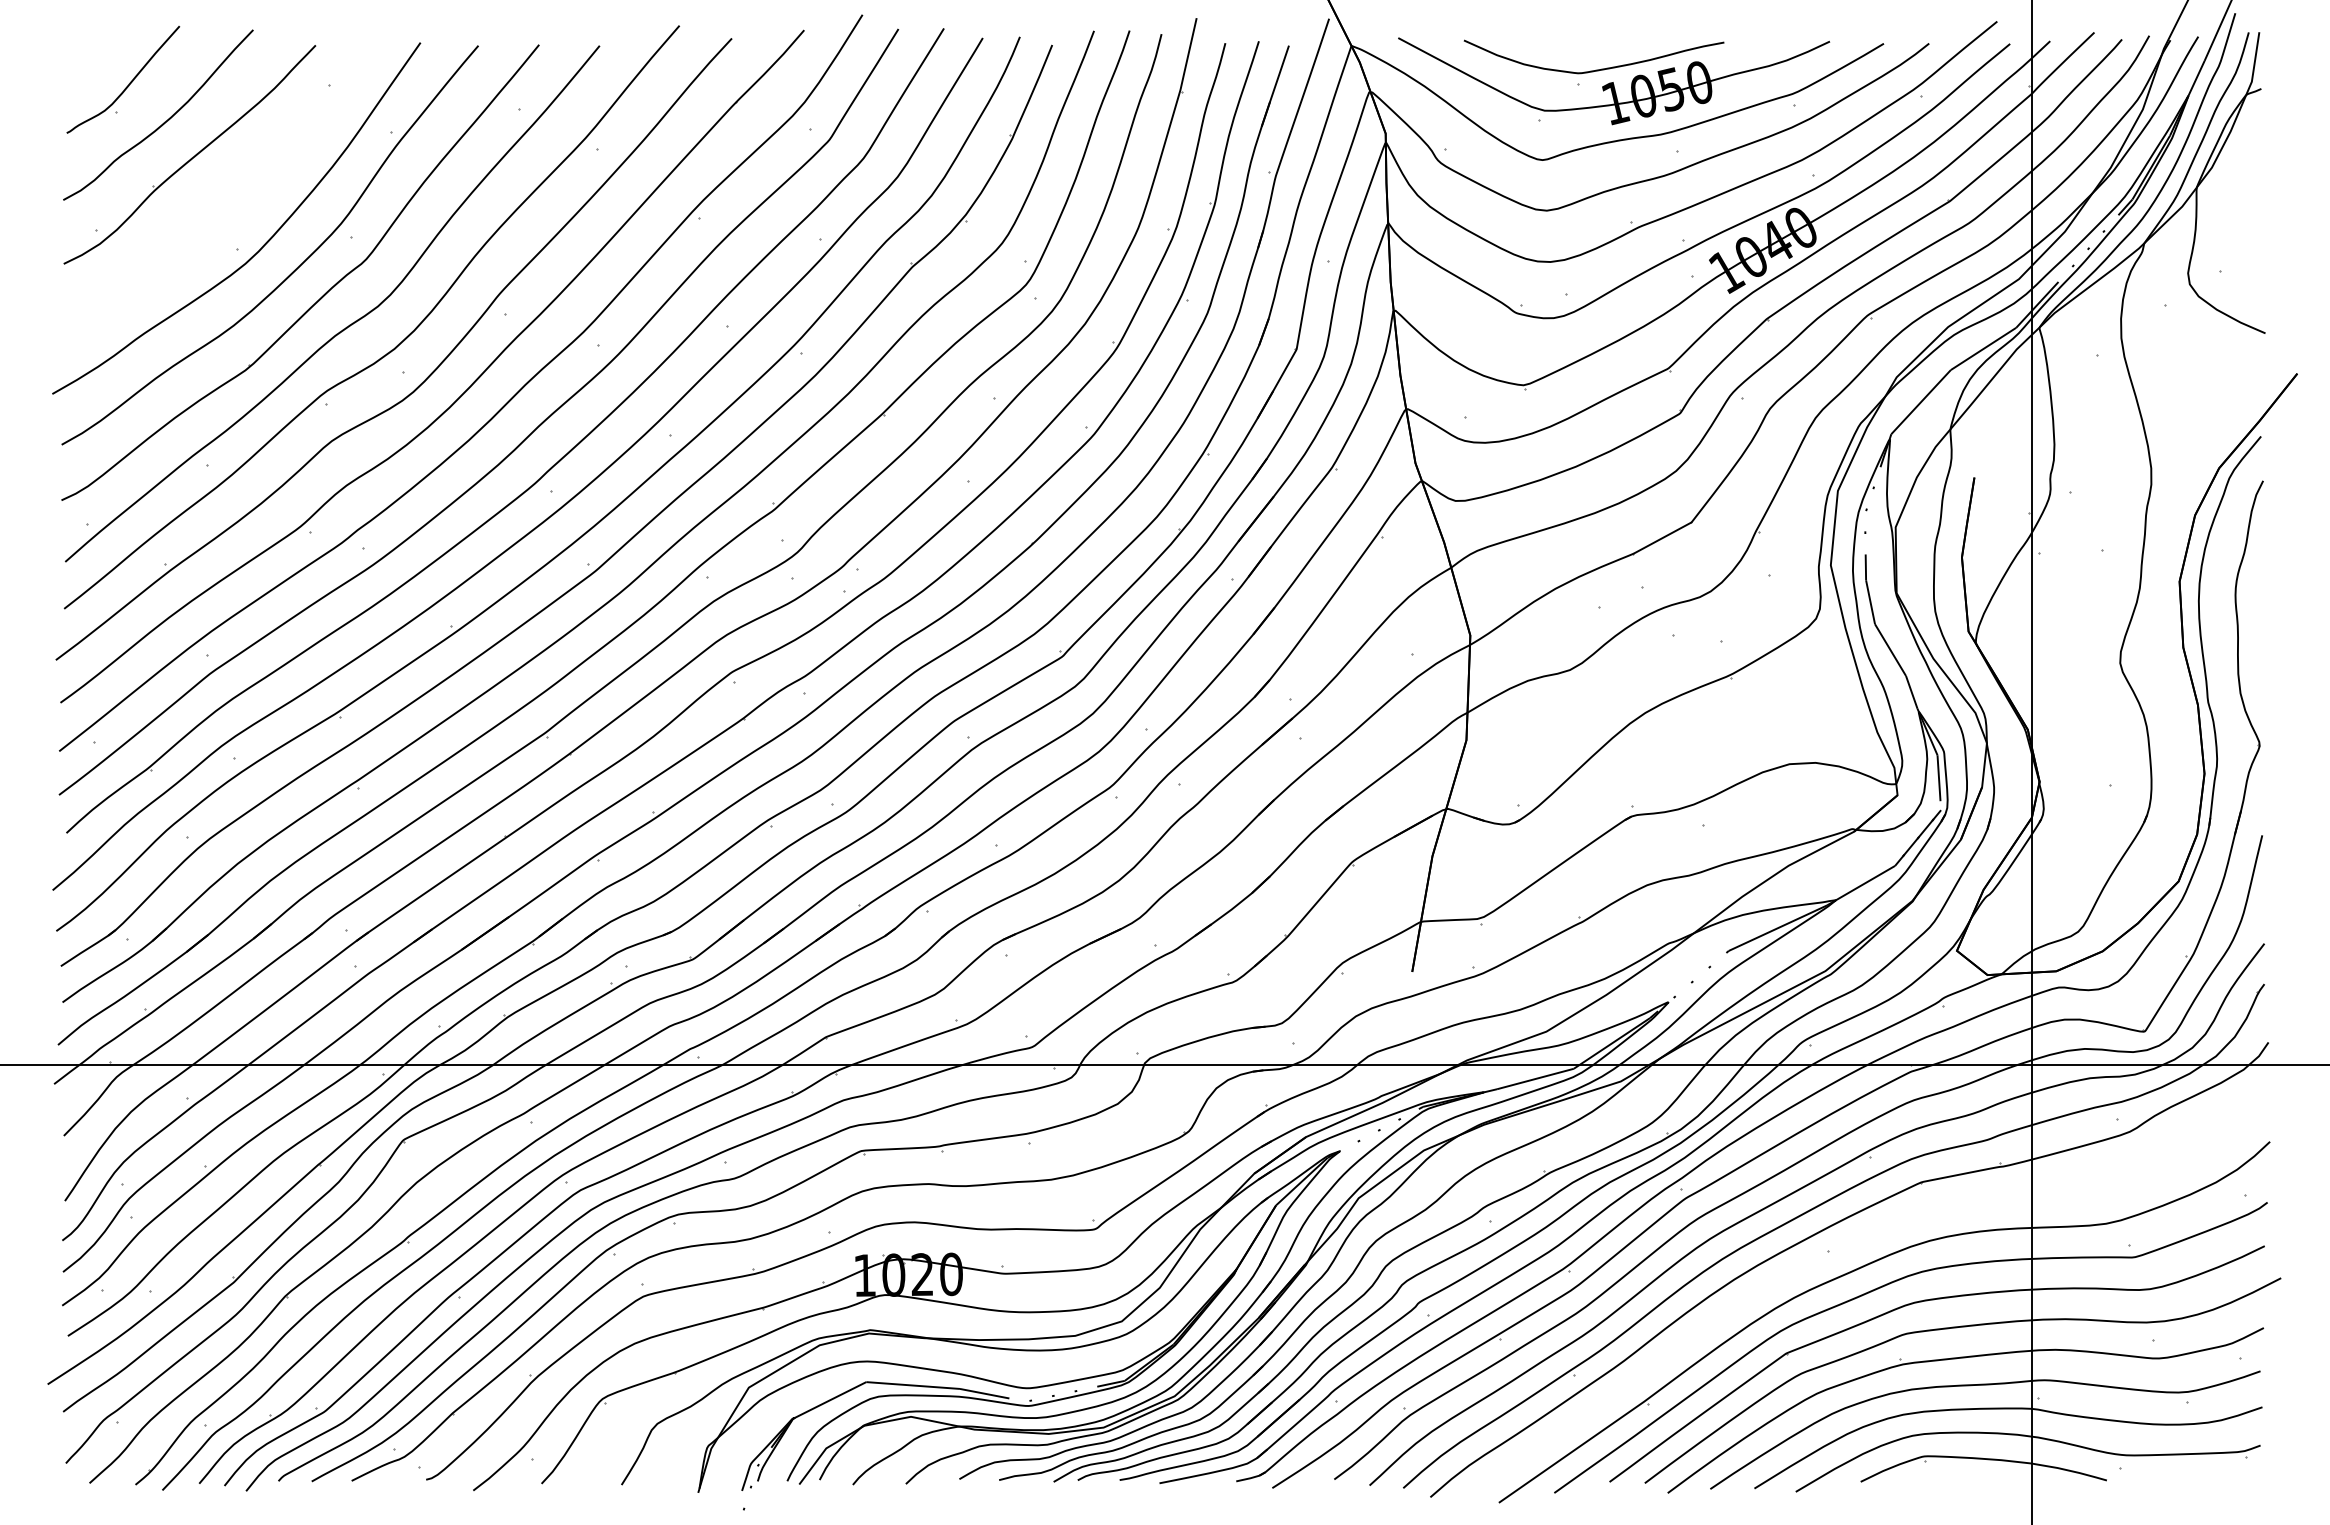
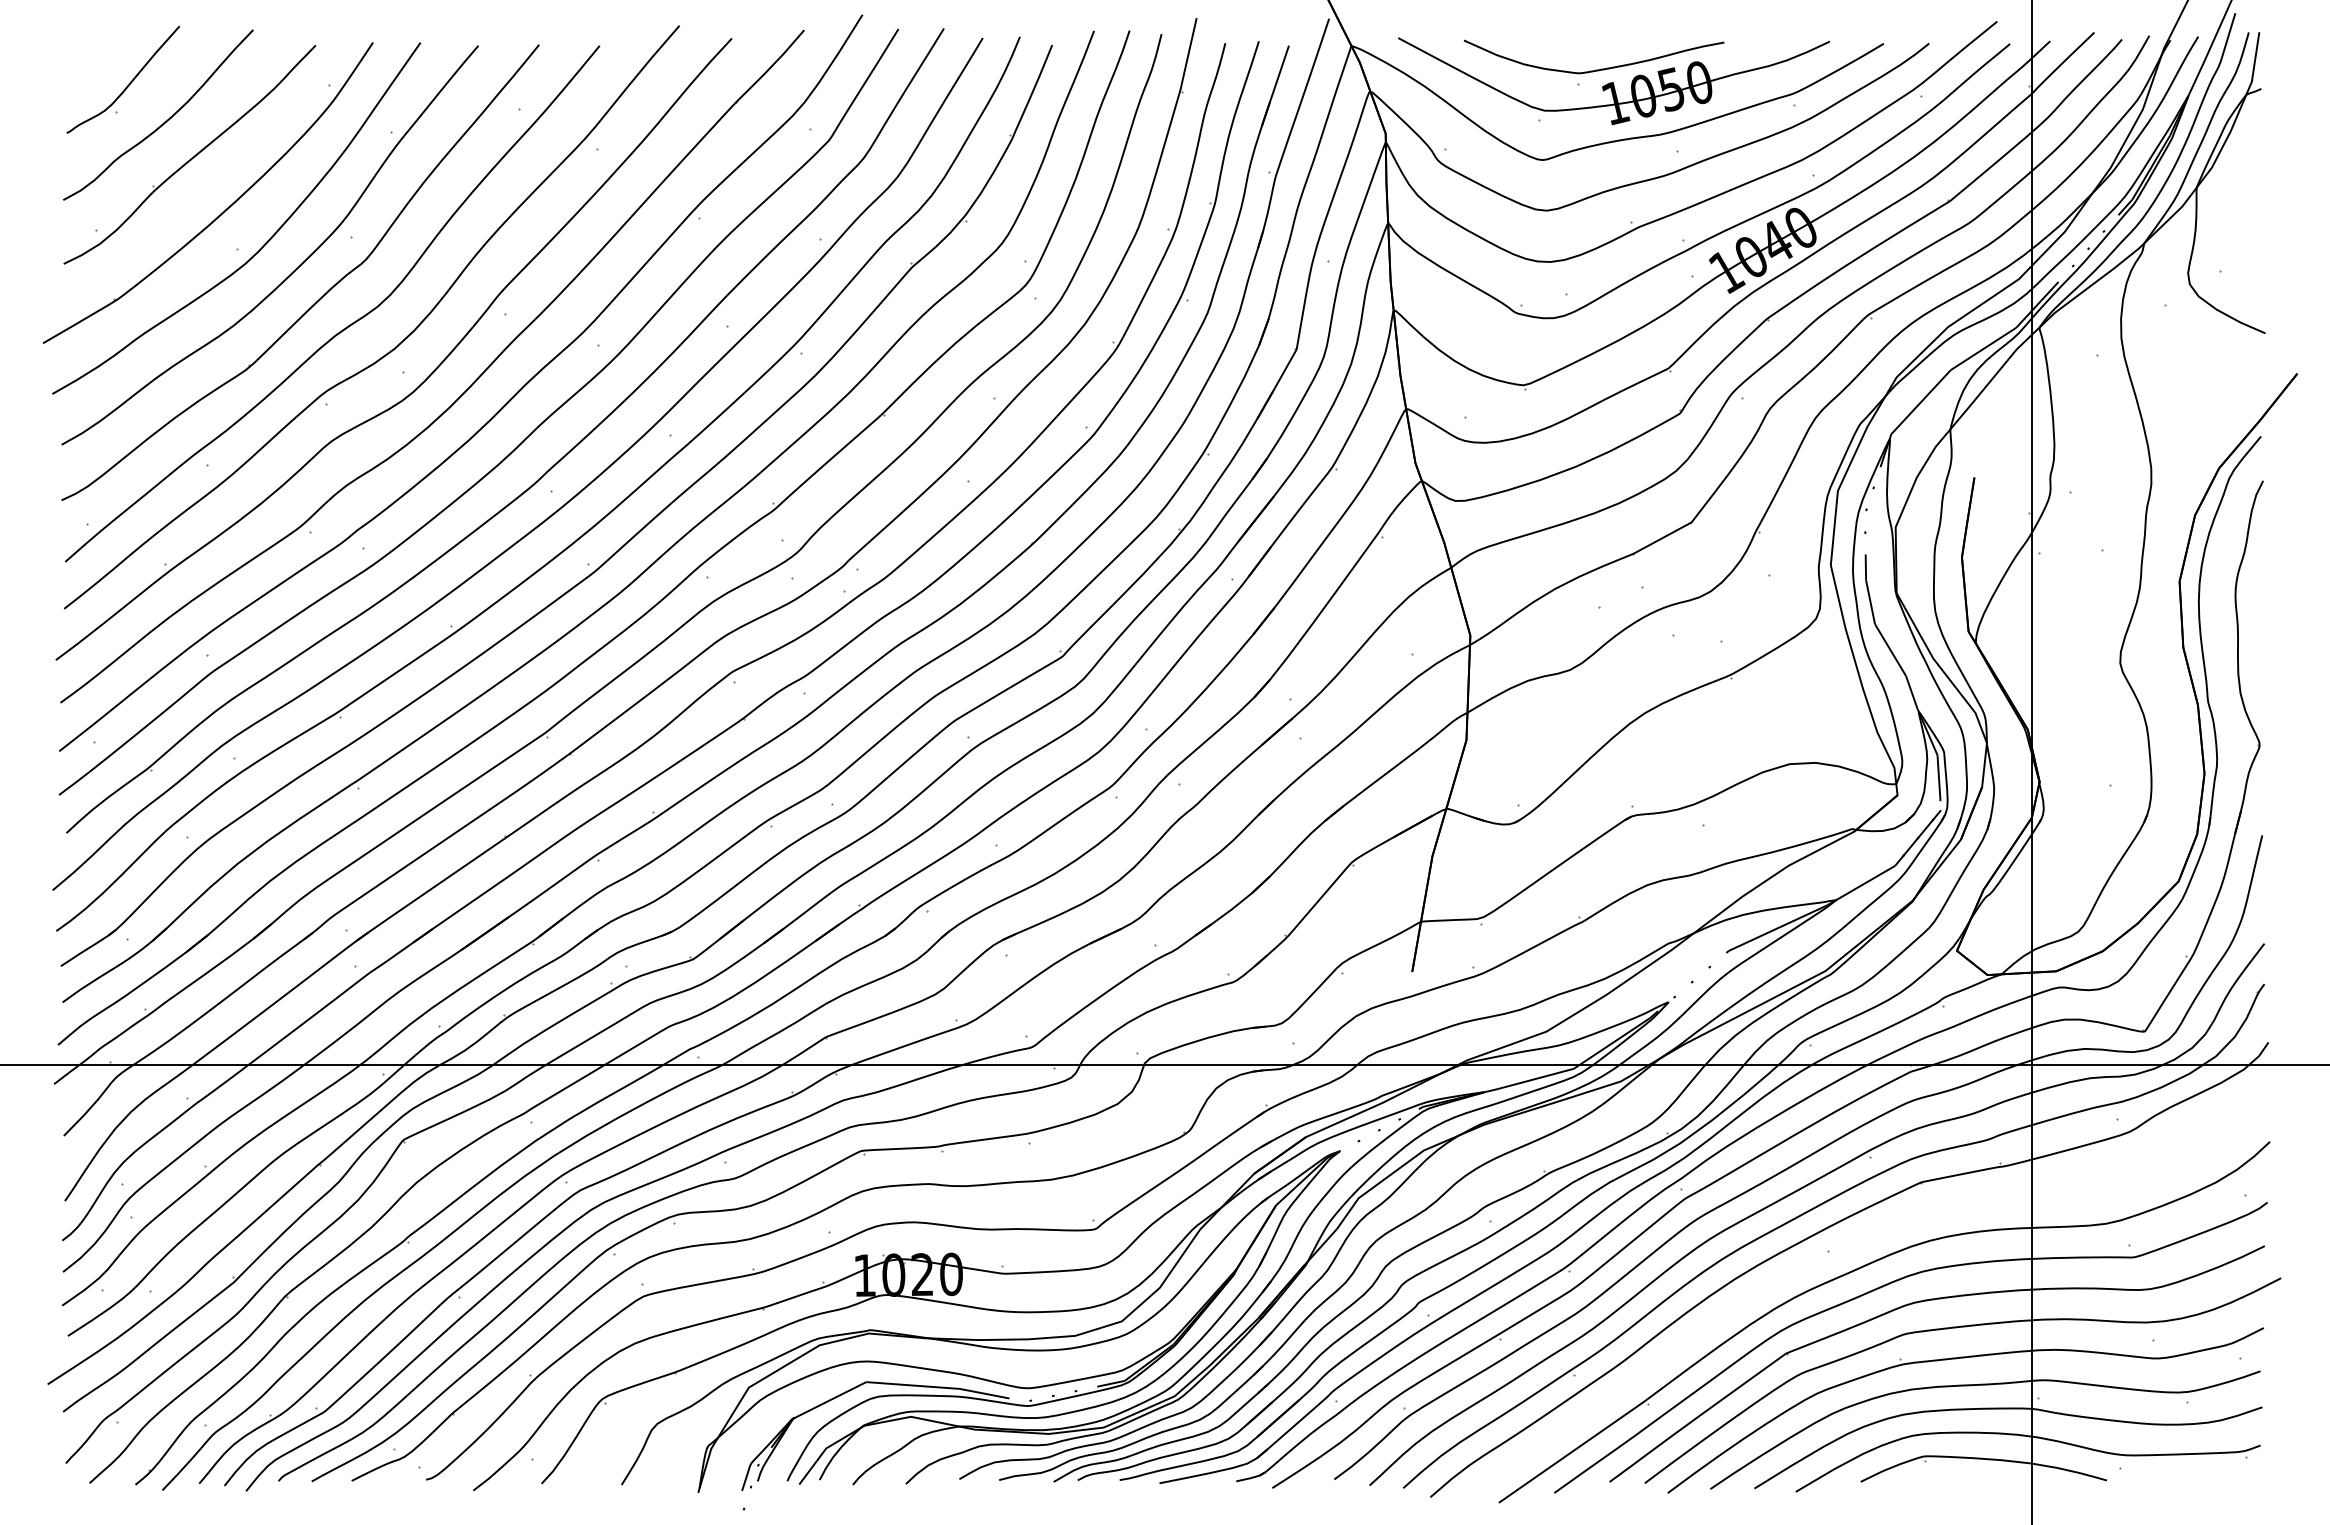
part: none -> present (221, 212)
